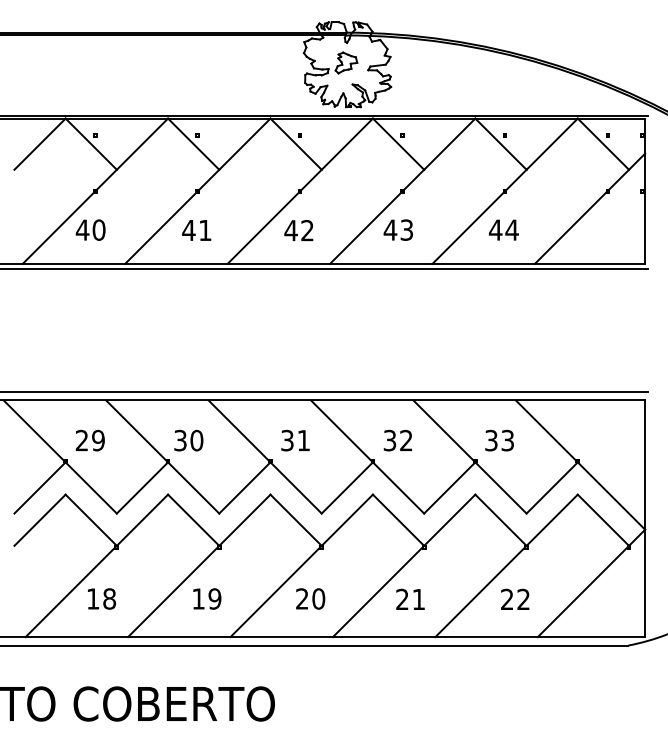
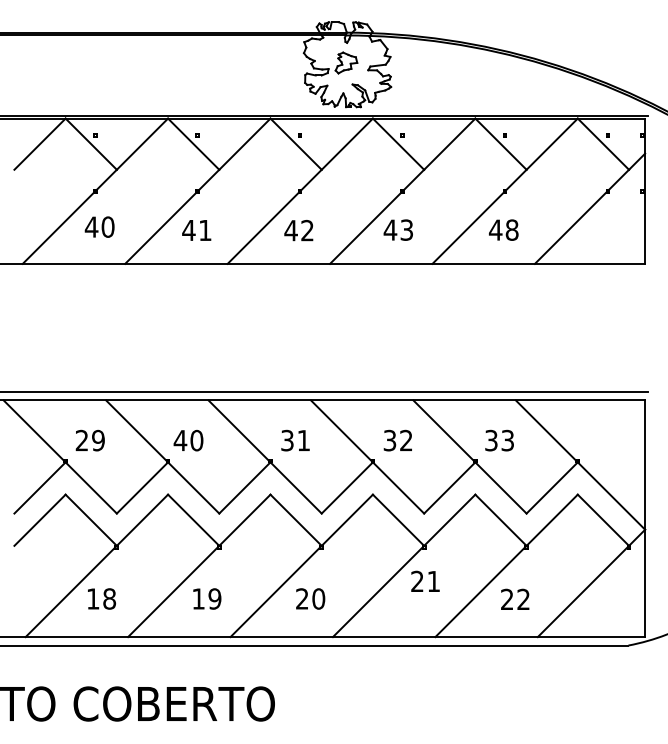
text position: (90, 229) -> (99, 226) (99, 226)
text: 44 -> 48 (511, 229)
line: present -> none (324, 269)
text: 30 -> 40 (180, 440)
text position: (410, 598) -> (425, 580) (425, 580)
